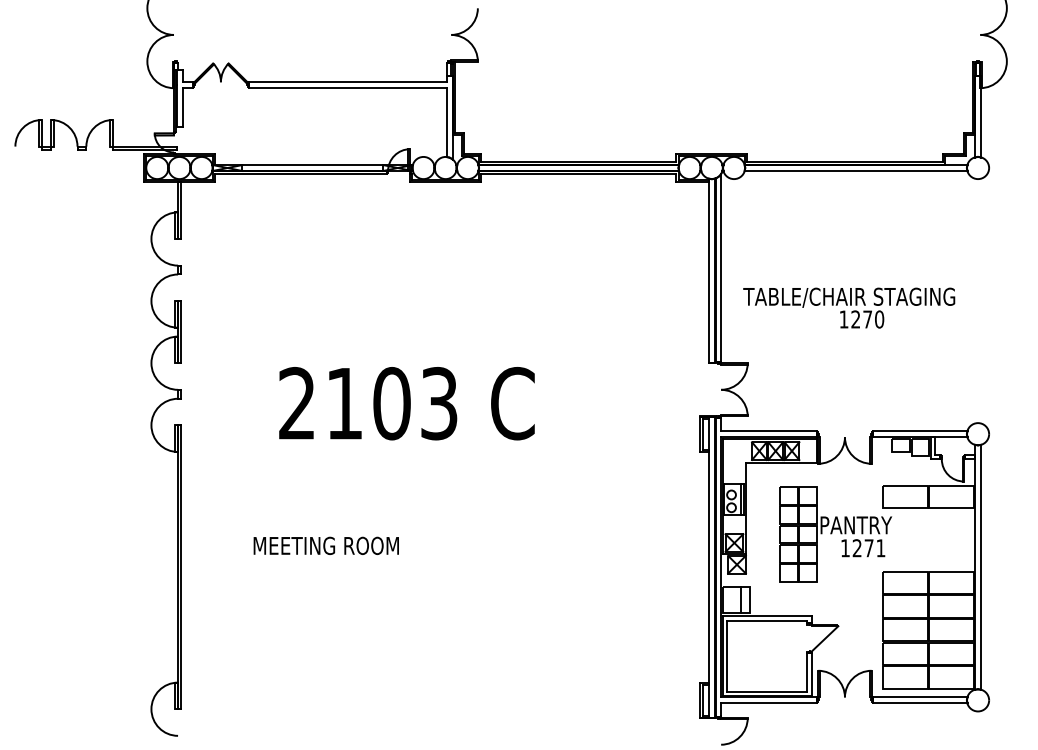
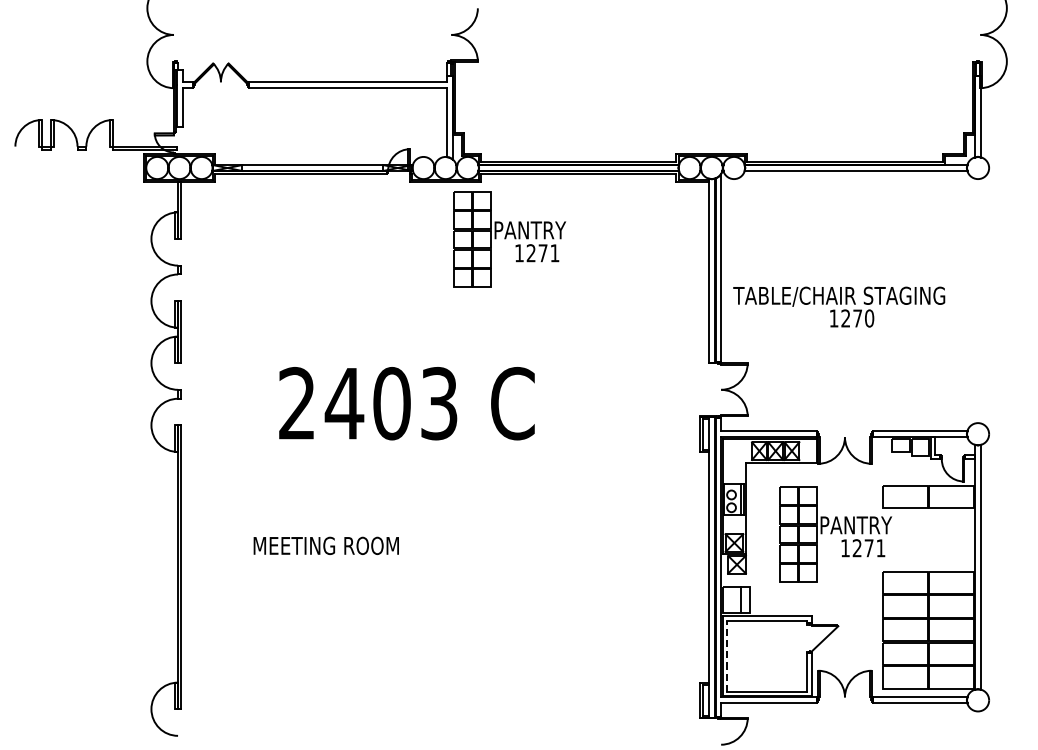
part: none -> present (509, 239)
text position: (849, 307) -> (839, 306) (839, 306)
text: 2103 -> 2403 (344, 403)
line: solid -> dashed (727, 655)
